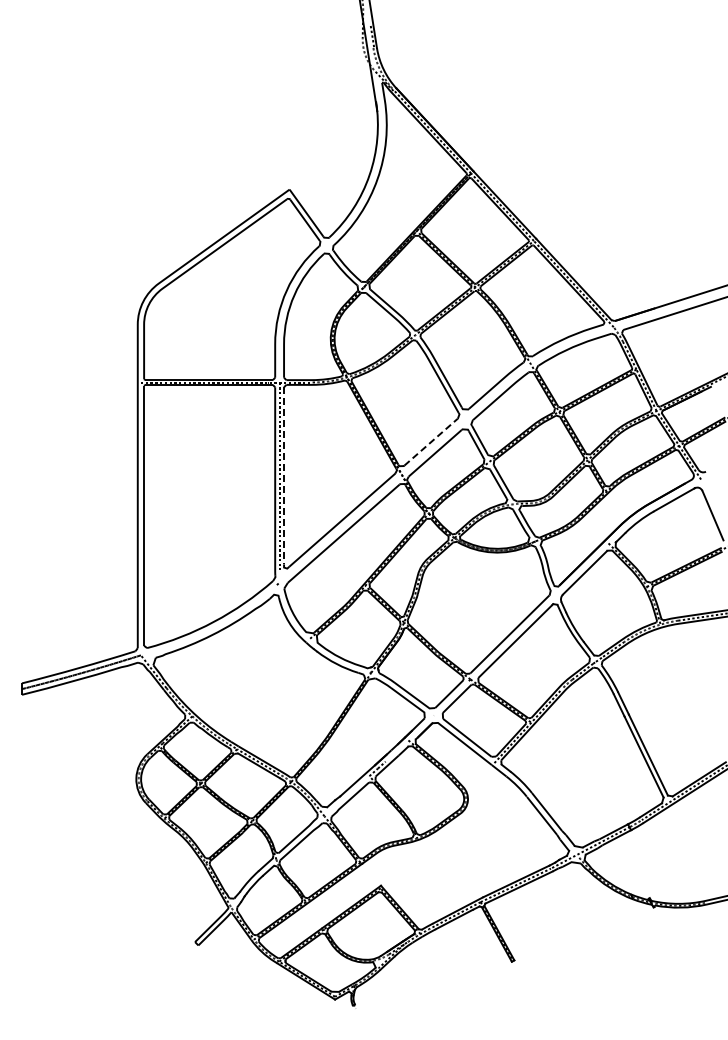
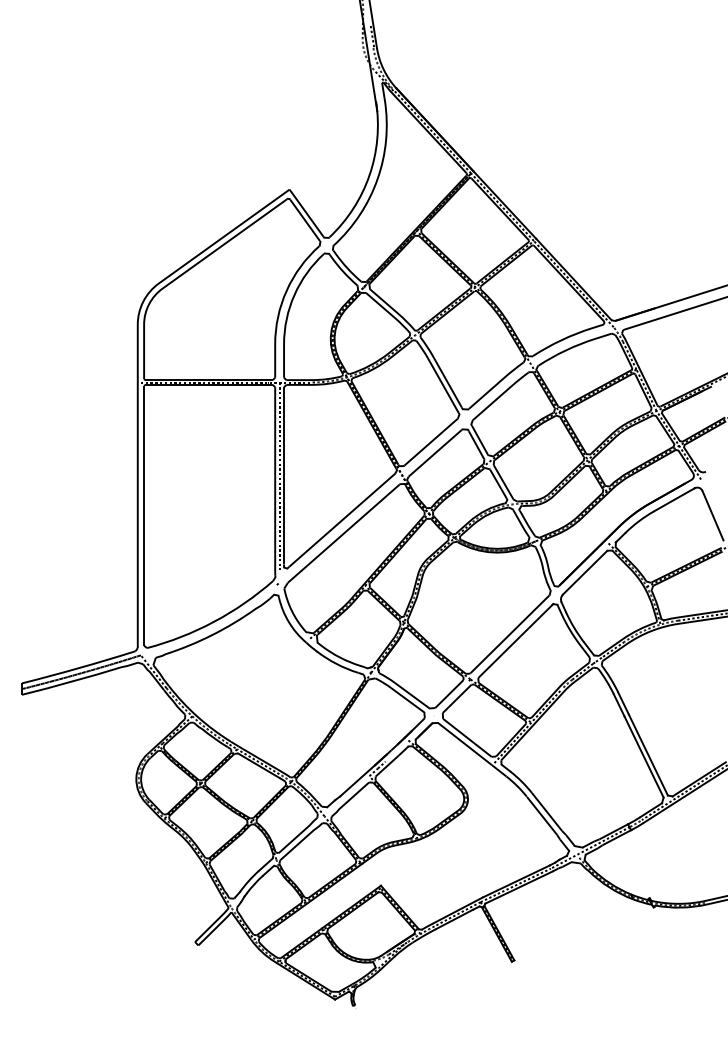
line: dashed -> solid (431, 441)
line: dashed -> solid (284, 475)
